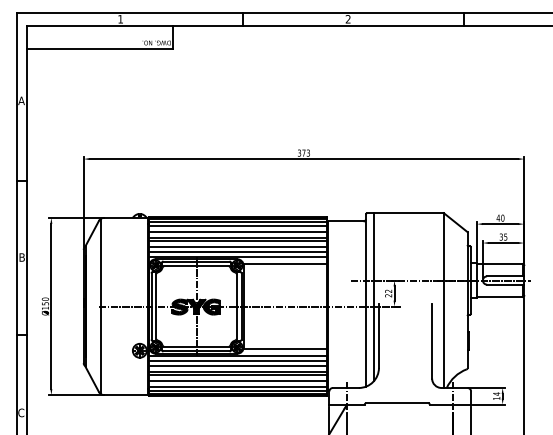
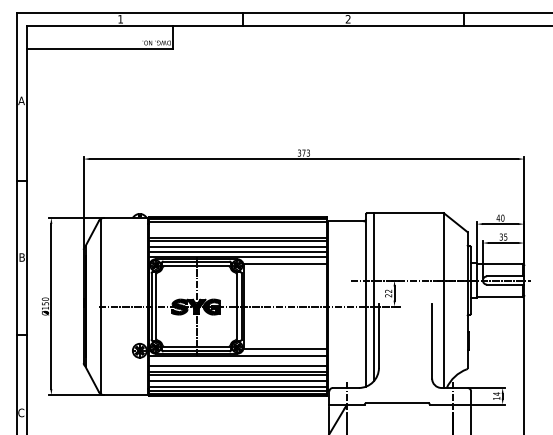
line: present -> none (238, 226)
line: present -> none (238, 232)
line: present -> none (238, 361)
